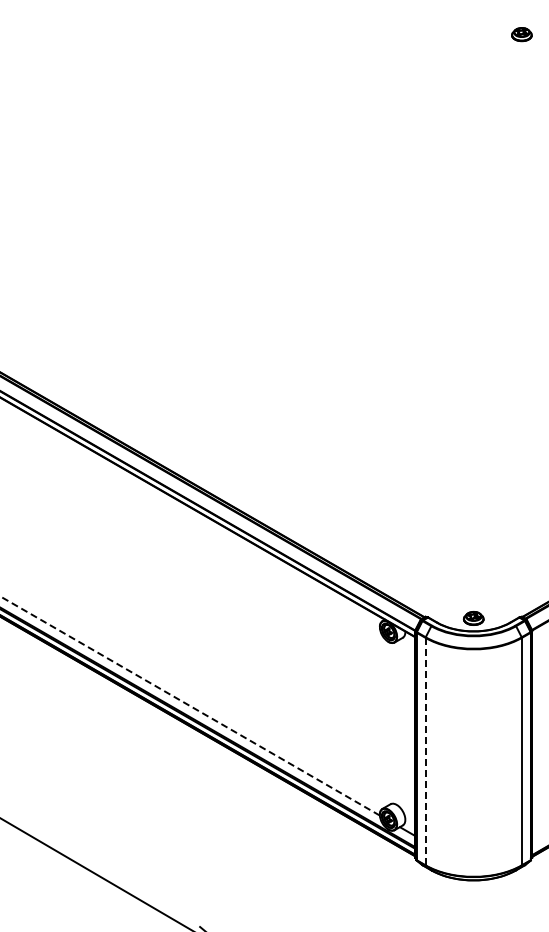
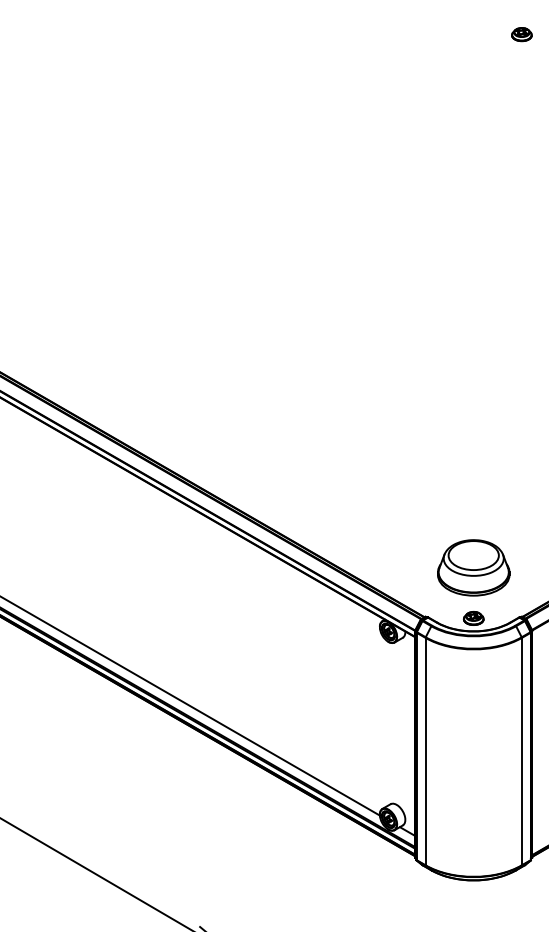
part: none -> present (473, 567)
line: dashed -> solid (190, 706)
line: dashed -> solid (425, 751)
